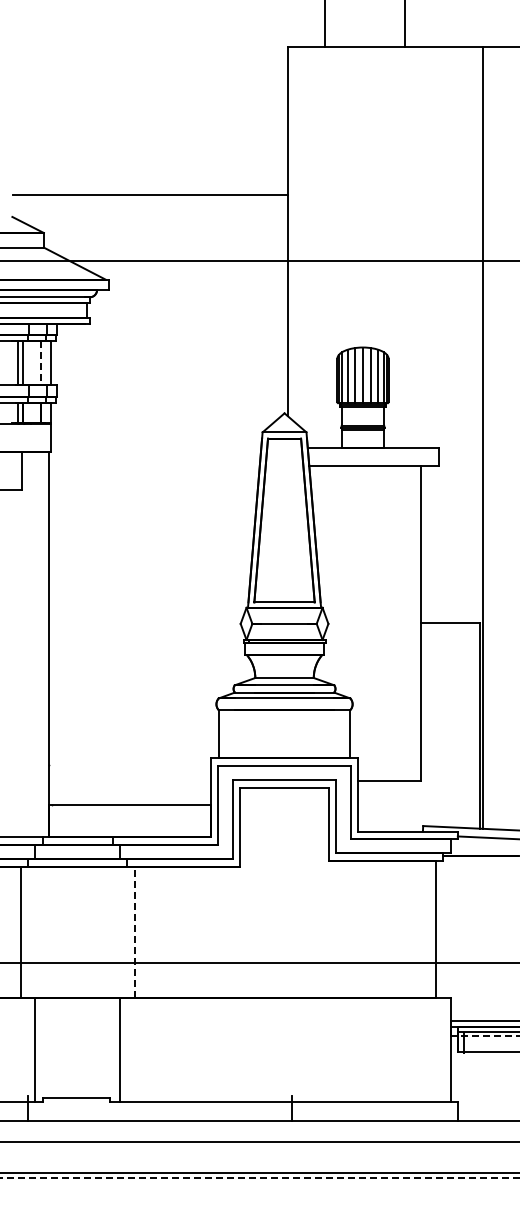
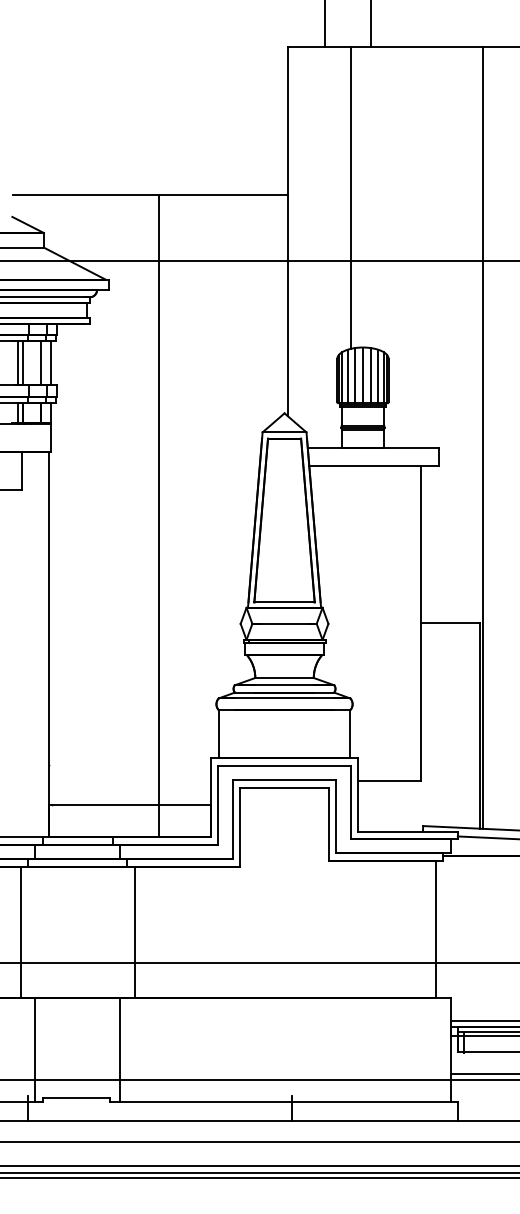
line position: (405, 24) -> (371, 24) (371, 24)
line: none -> present (351, 197)
line: dashed -> solid (41, 363)
line: none -> present (159, 515)
line: dashed -> solid (134, 932)
line: dashed -> solid (488, 1036)
line: none -> present (483, 1074)
line: none -> present (259, 1079)
line: none -> present (259, 1165)
line: dashed -> solid (260, 1177)
